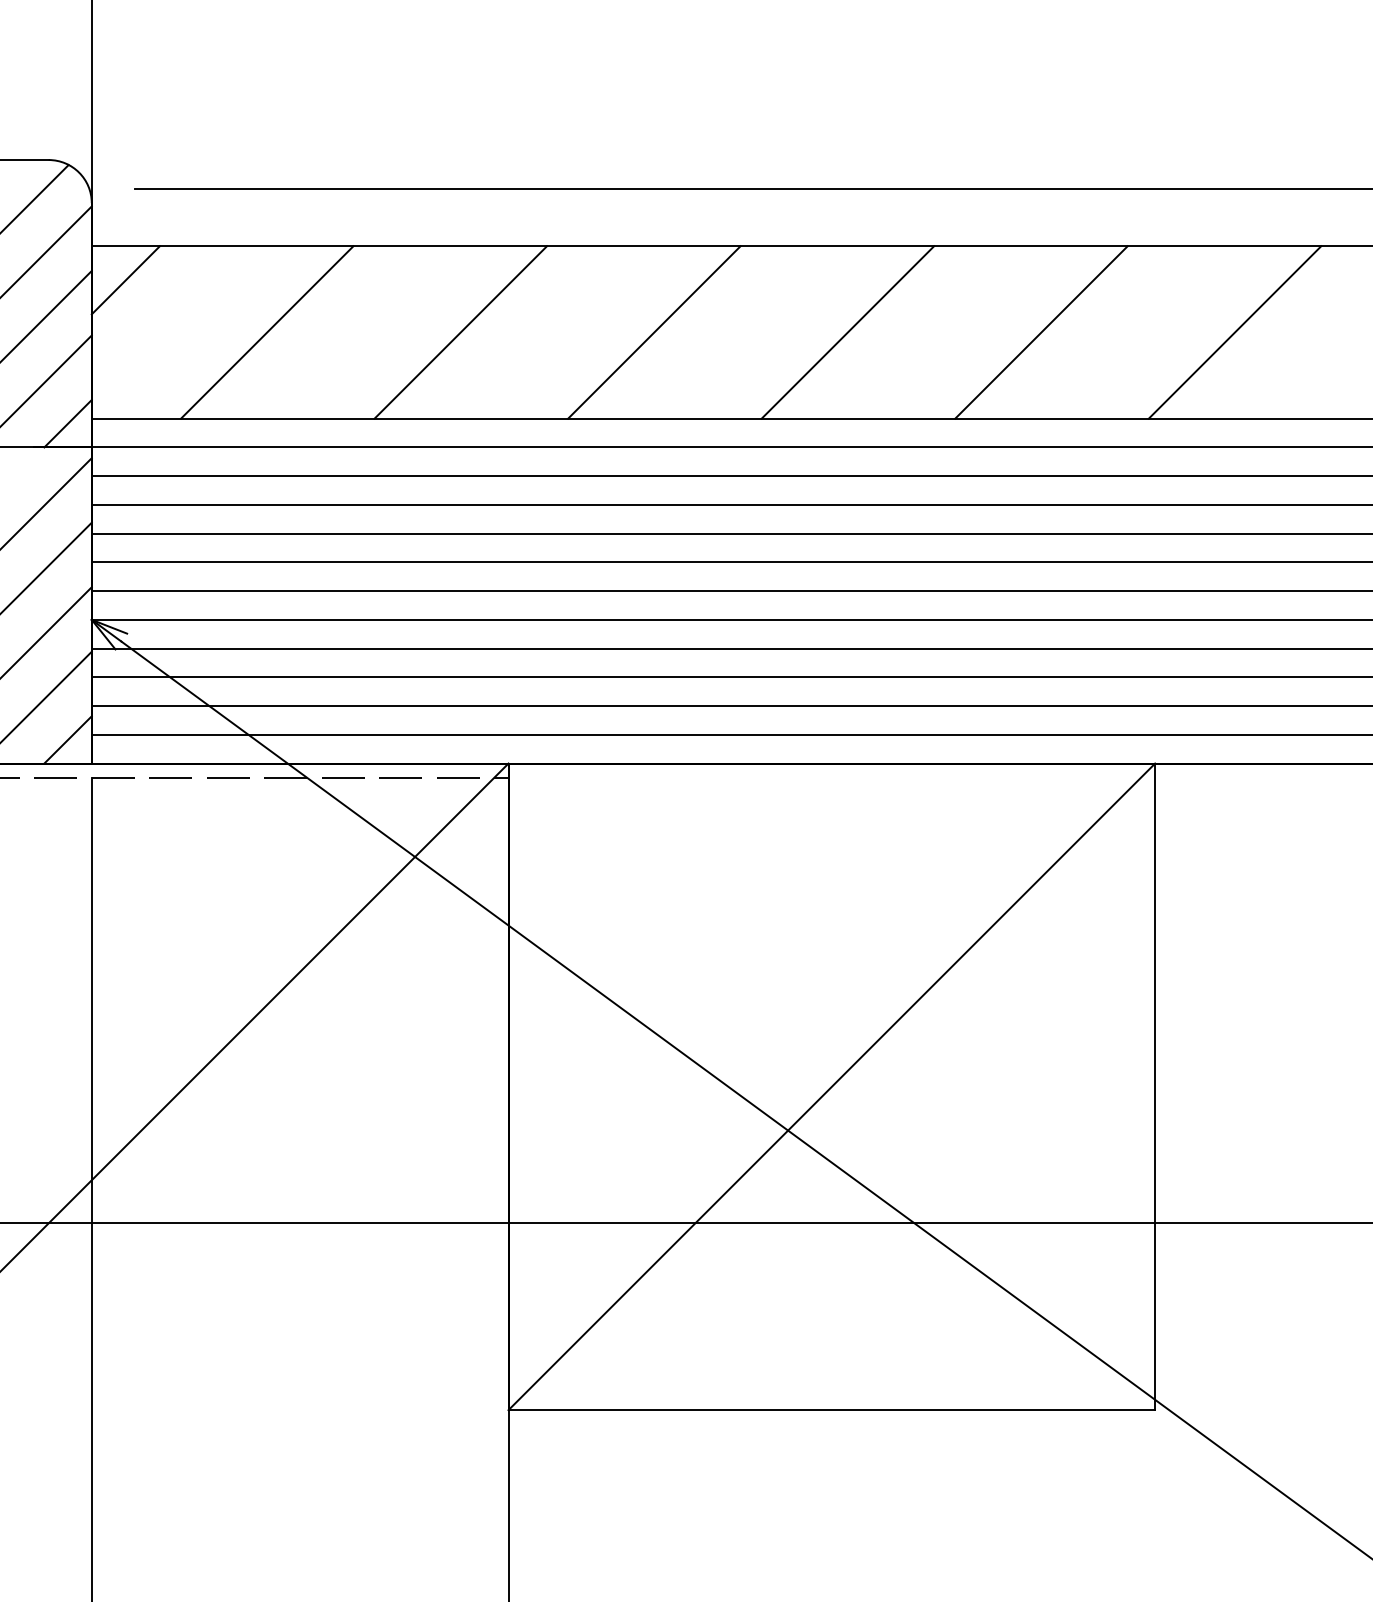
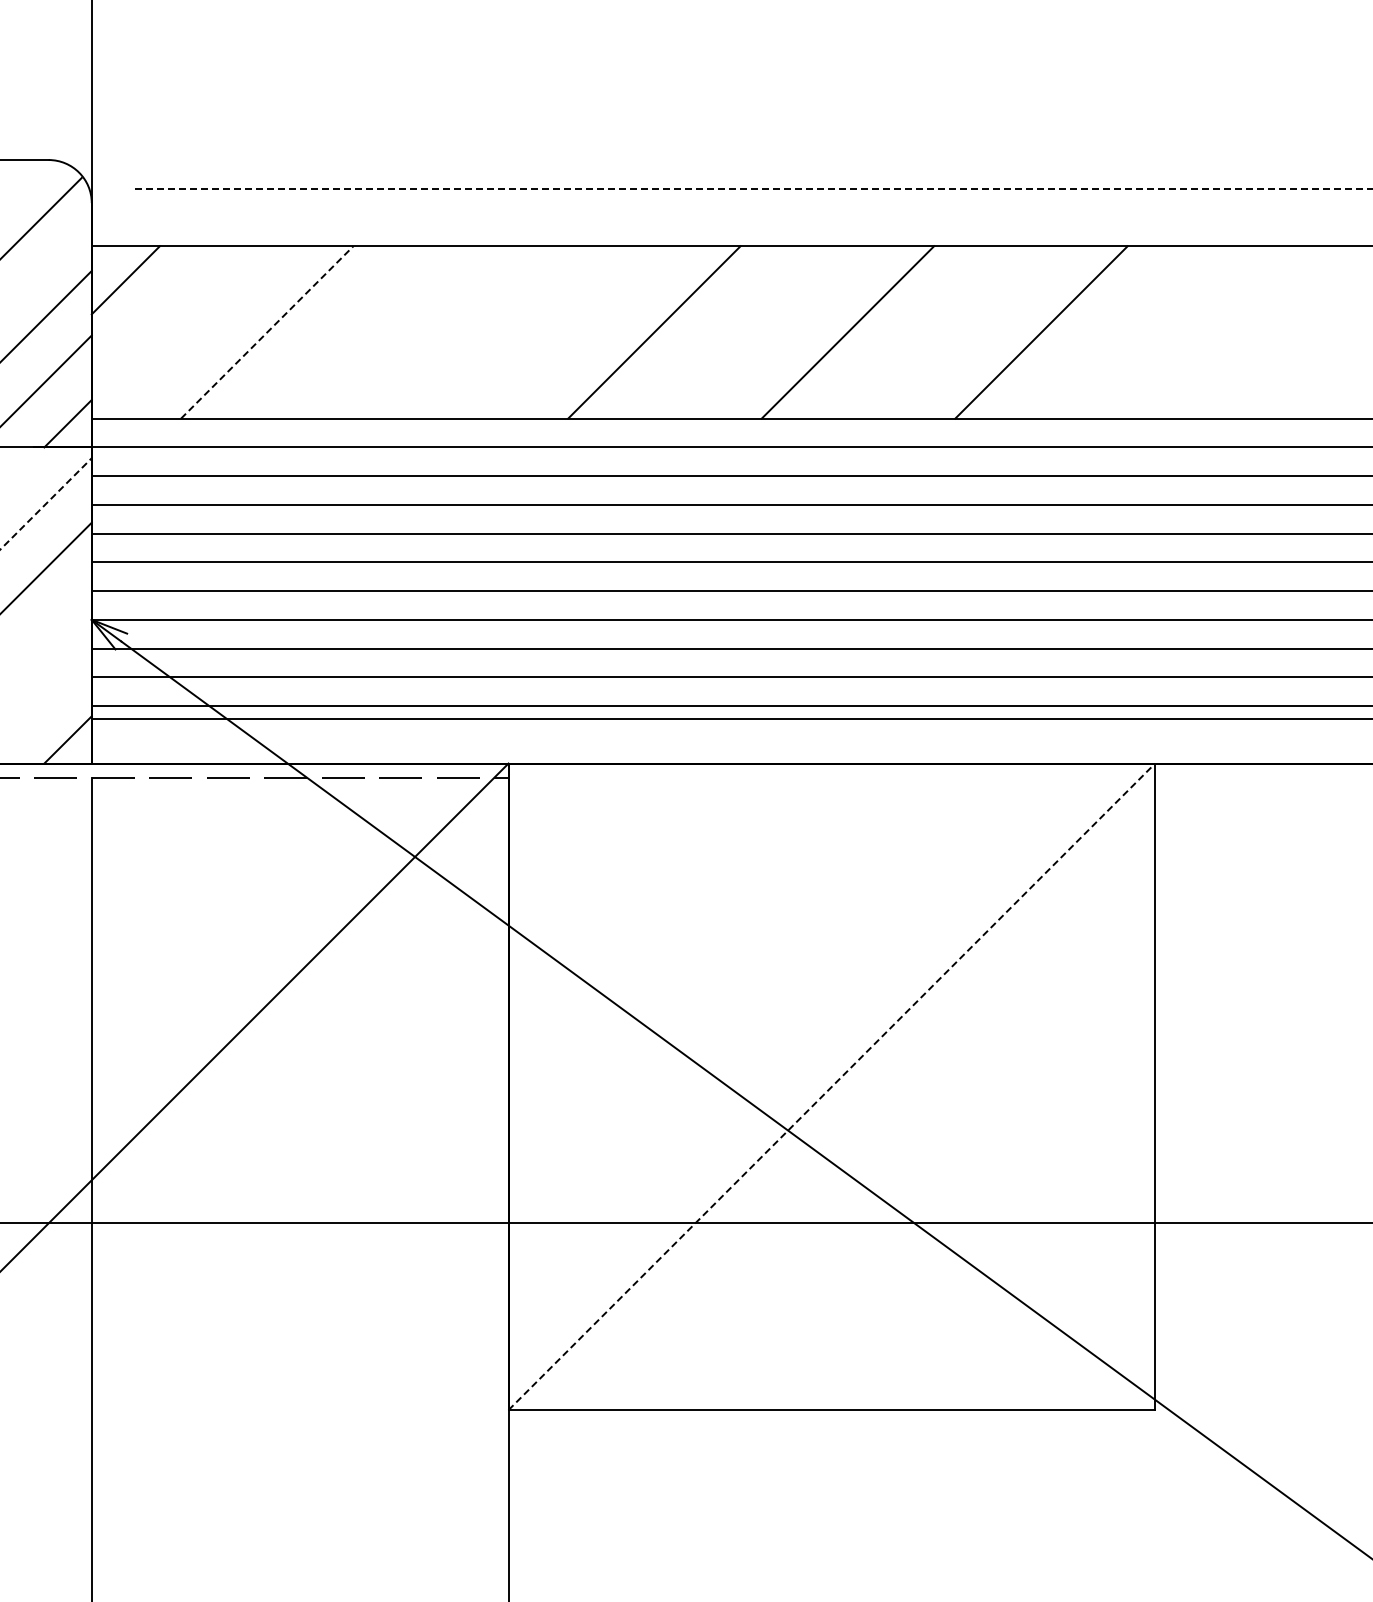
line: solid -> dashed (753, 188)
line position: (35, 198) -> (41, 217) (41, 217)
line: present -> none (46, 250)
line: solid -> dashed (267, 332)
line: present -> none (460, 332)
line: present -> none (1234, 332)
line: solid -> dashed (46, 503)
line: present -> none (46, 631)
line: present -> none (46, 695)
line position: (730, 734) -> (730, 718) (730, 718)
line: solid -> dashed (832, 1086)
